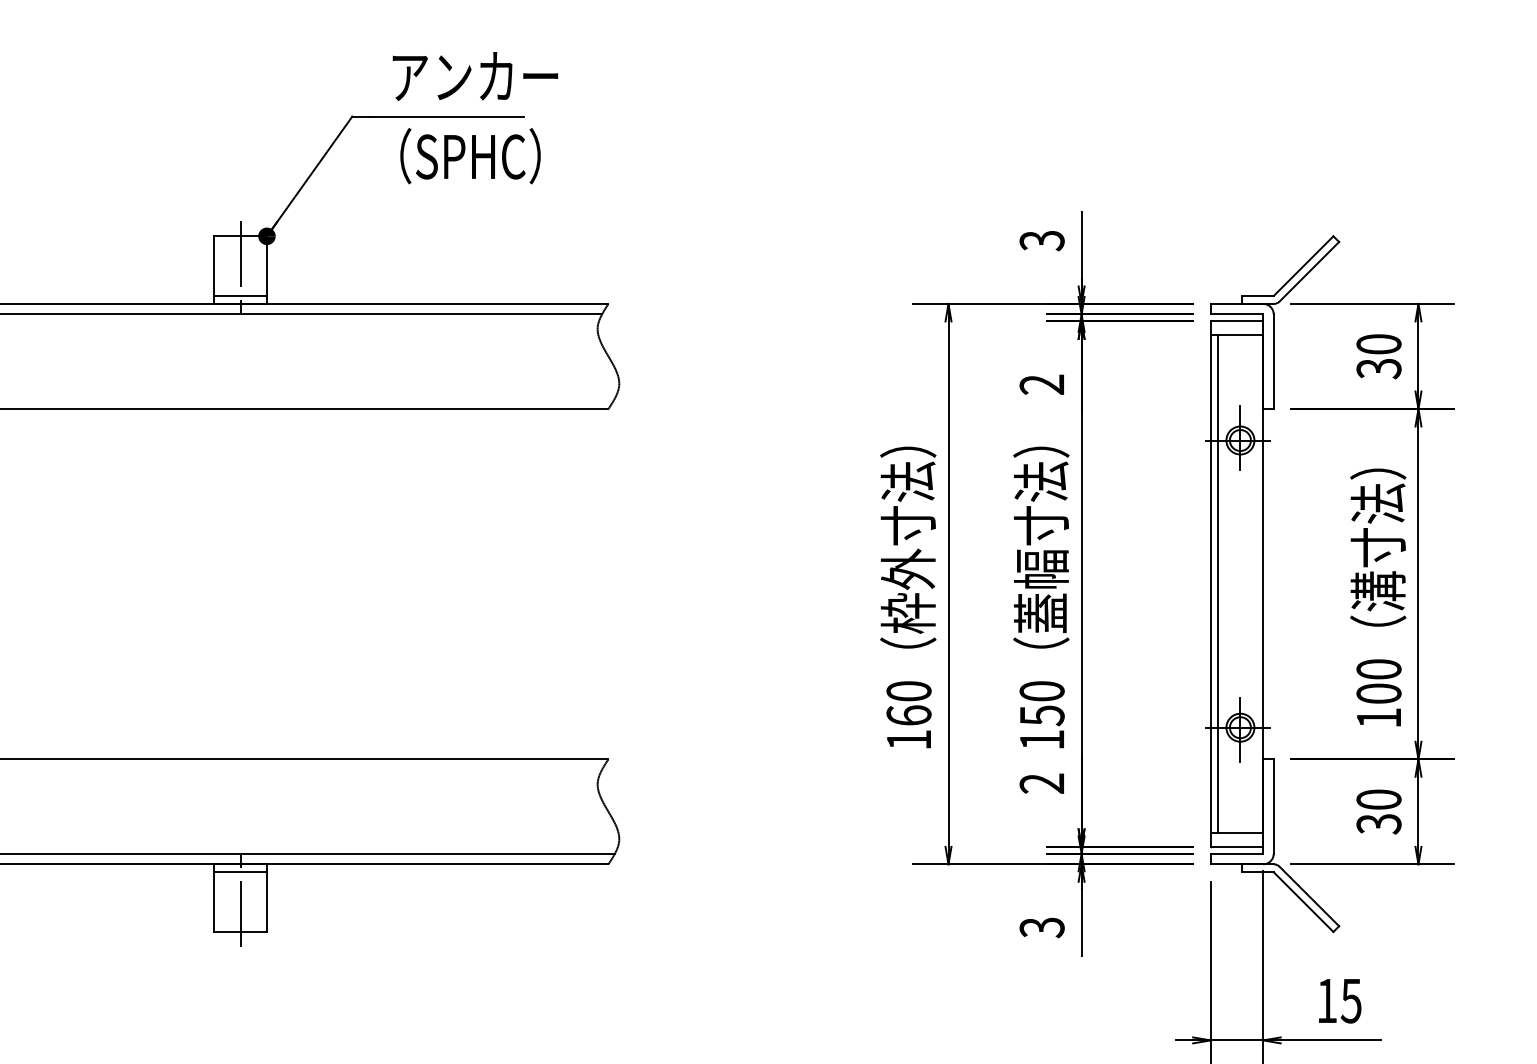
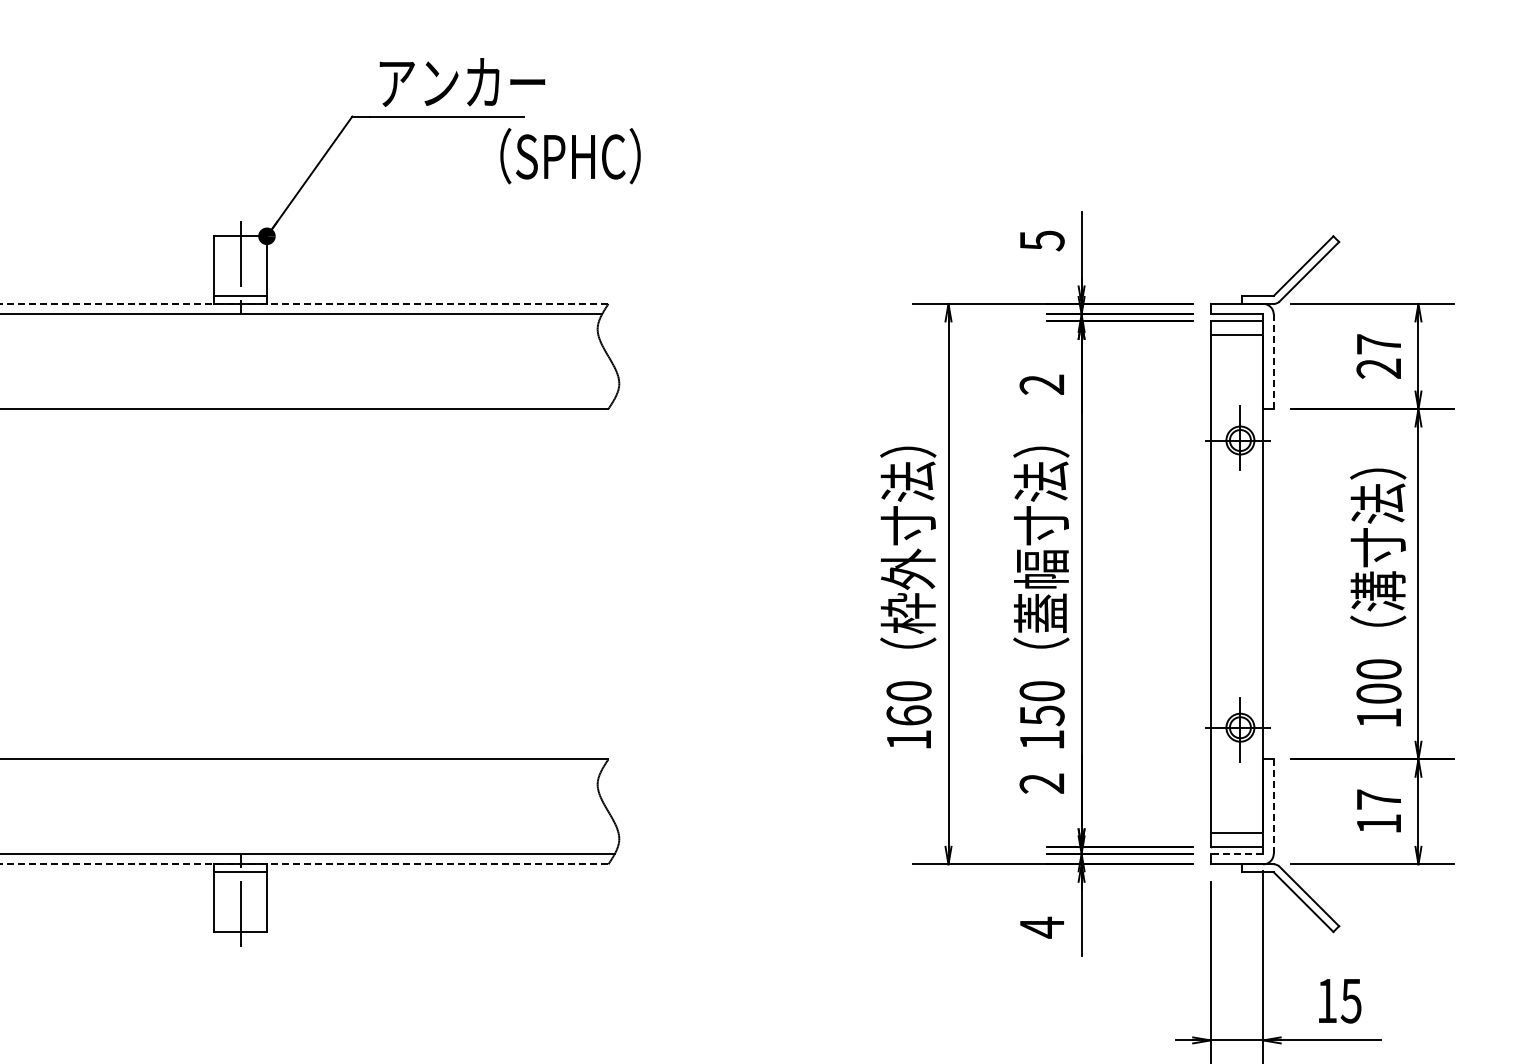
text position: (475, 76) -> (462, 82) (462, 82)
text position: (470, 156) -> (570, 156) (570, 156)
text: 3 -> 5 (1041, 240)
line: solid -> dashed (304, 303)
text: 30 -> 27 (1378, 356)
line: solid -> dashed (1273, 361)
line: present -> none (1217, 583)
line: solid -> dashed (1273, 807)
text: 30 -> 17 (1378, 811)
line: solid -> dashed (1236, 853)
line: solid -> dashed (304, 864)
text: 3 -> 4 (1041, 927)
